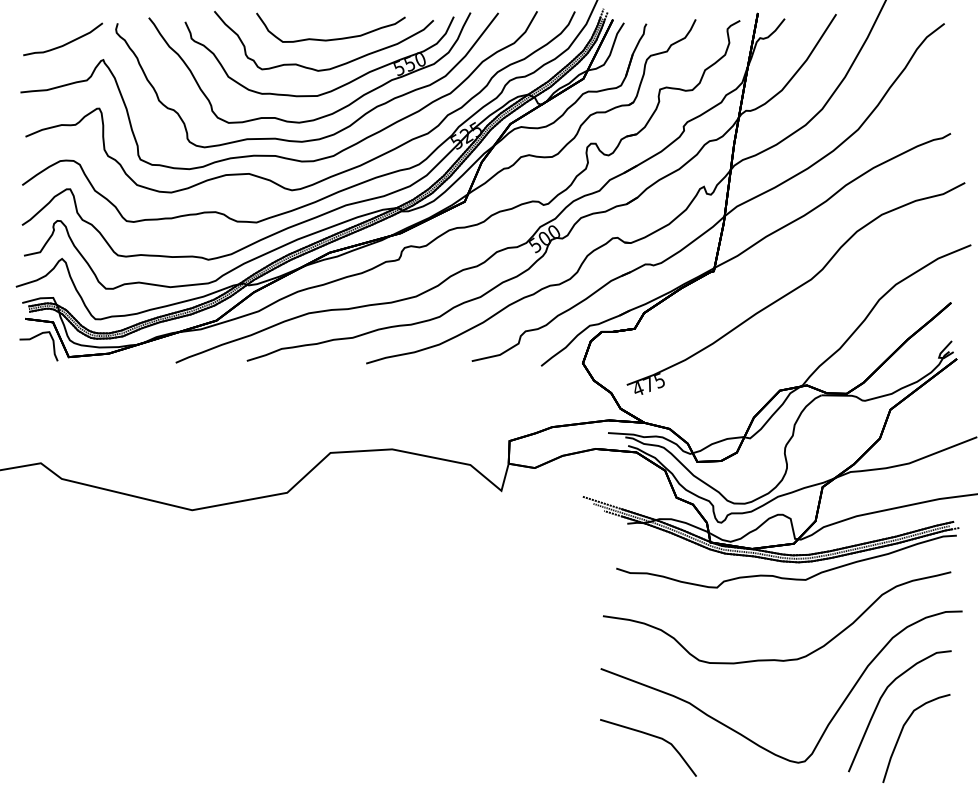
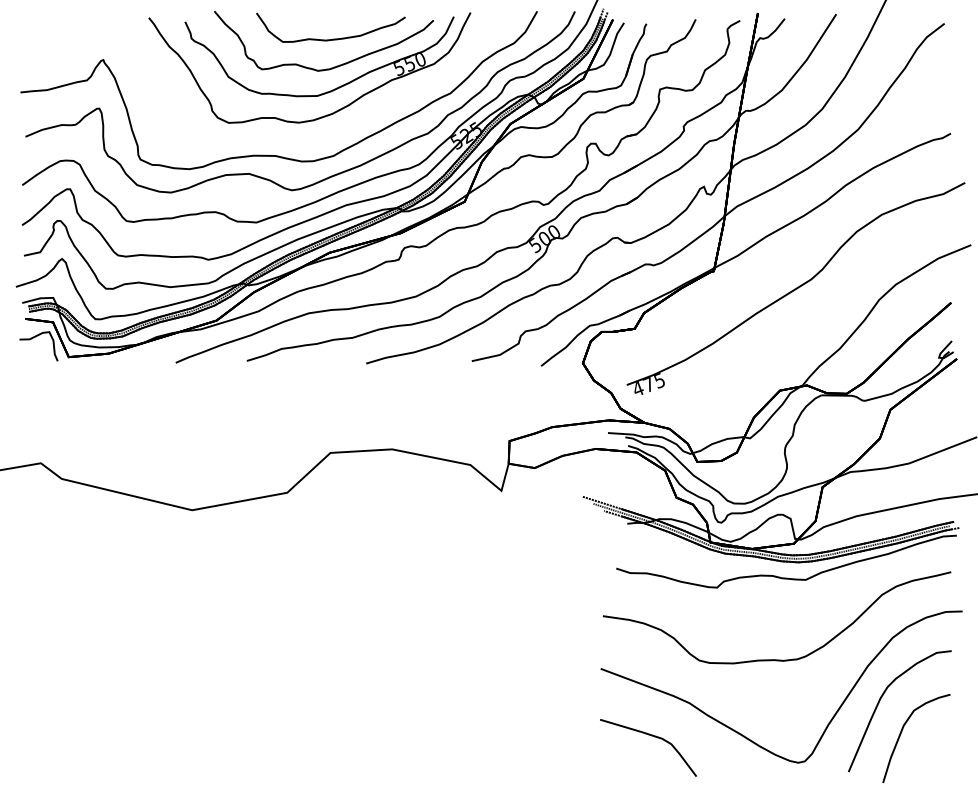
part: present -> none (267, 137)
